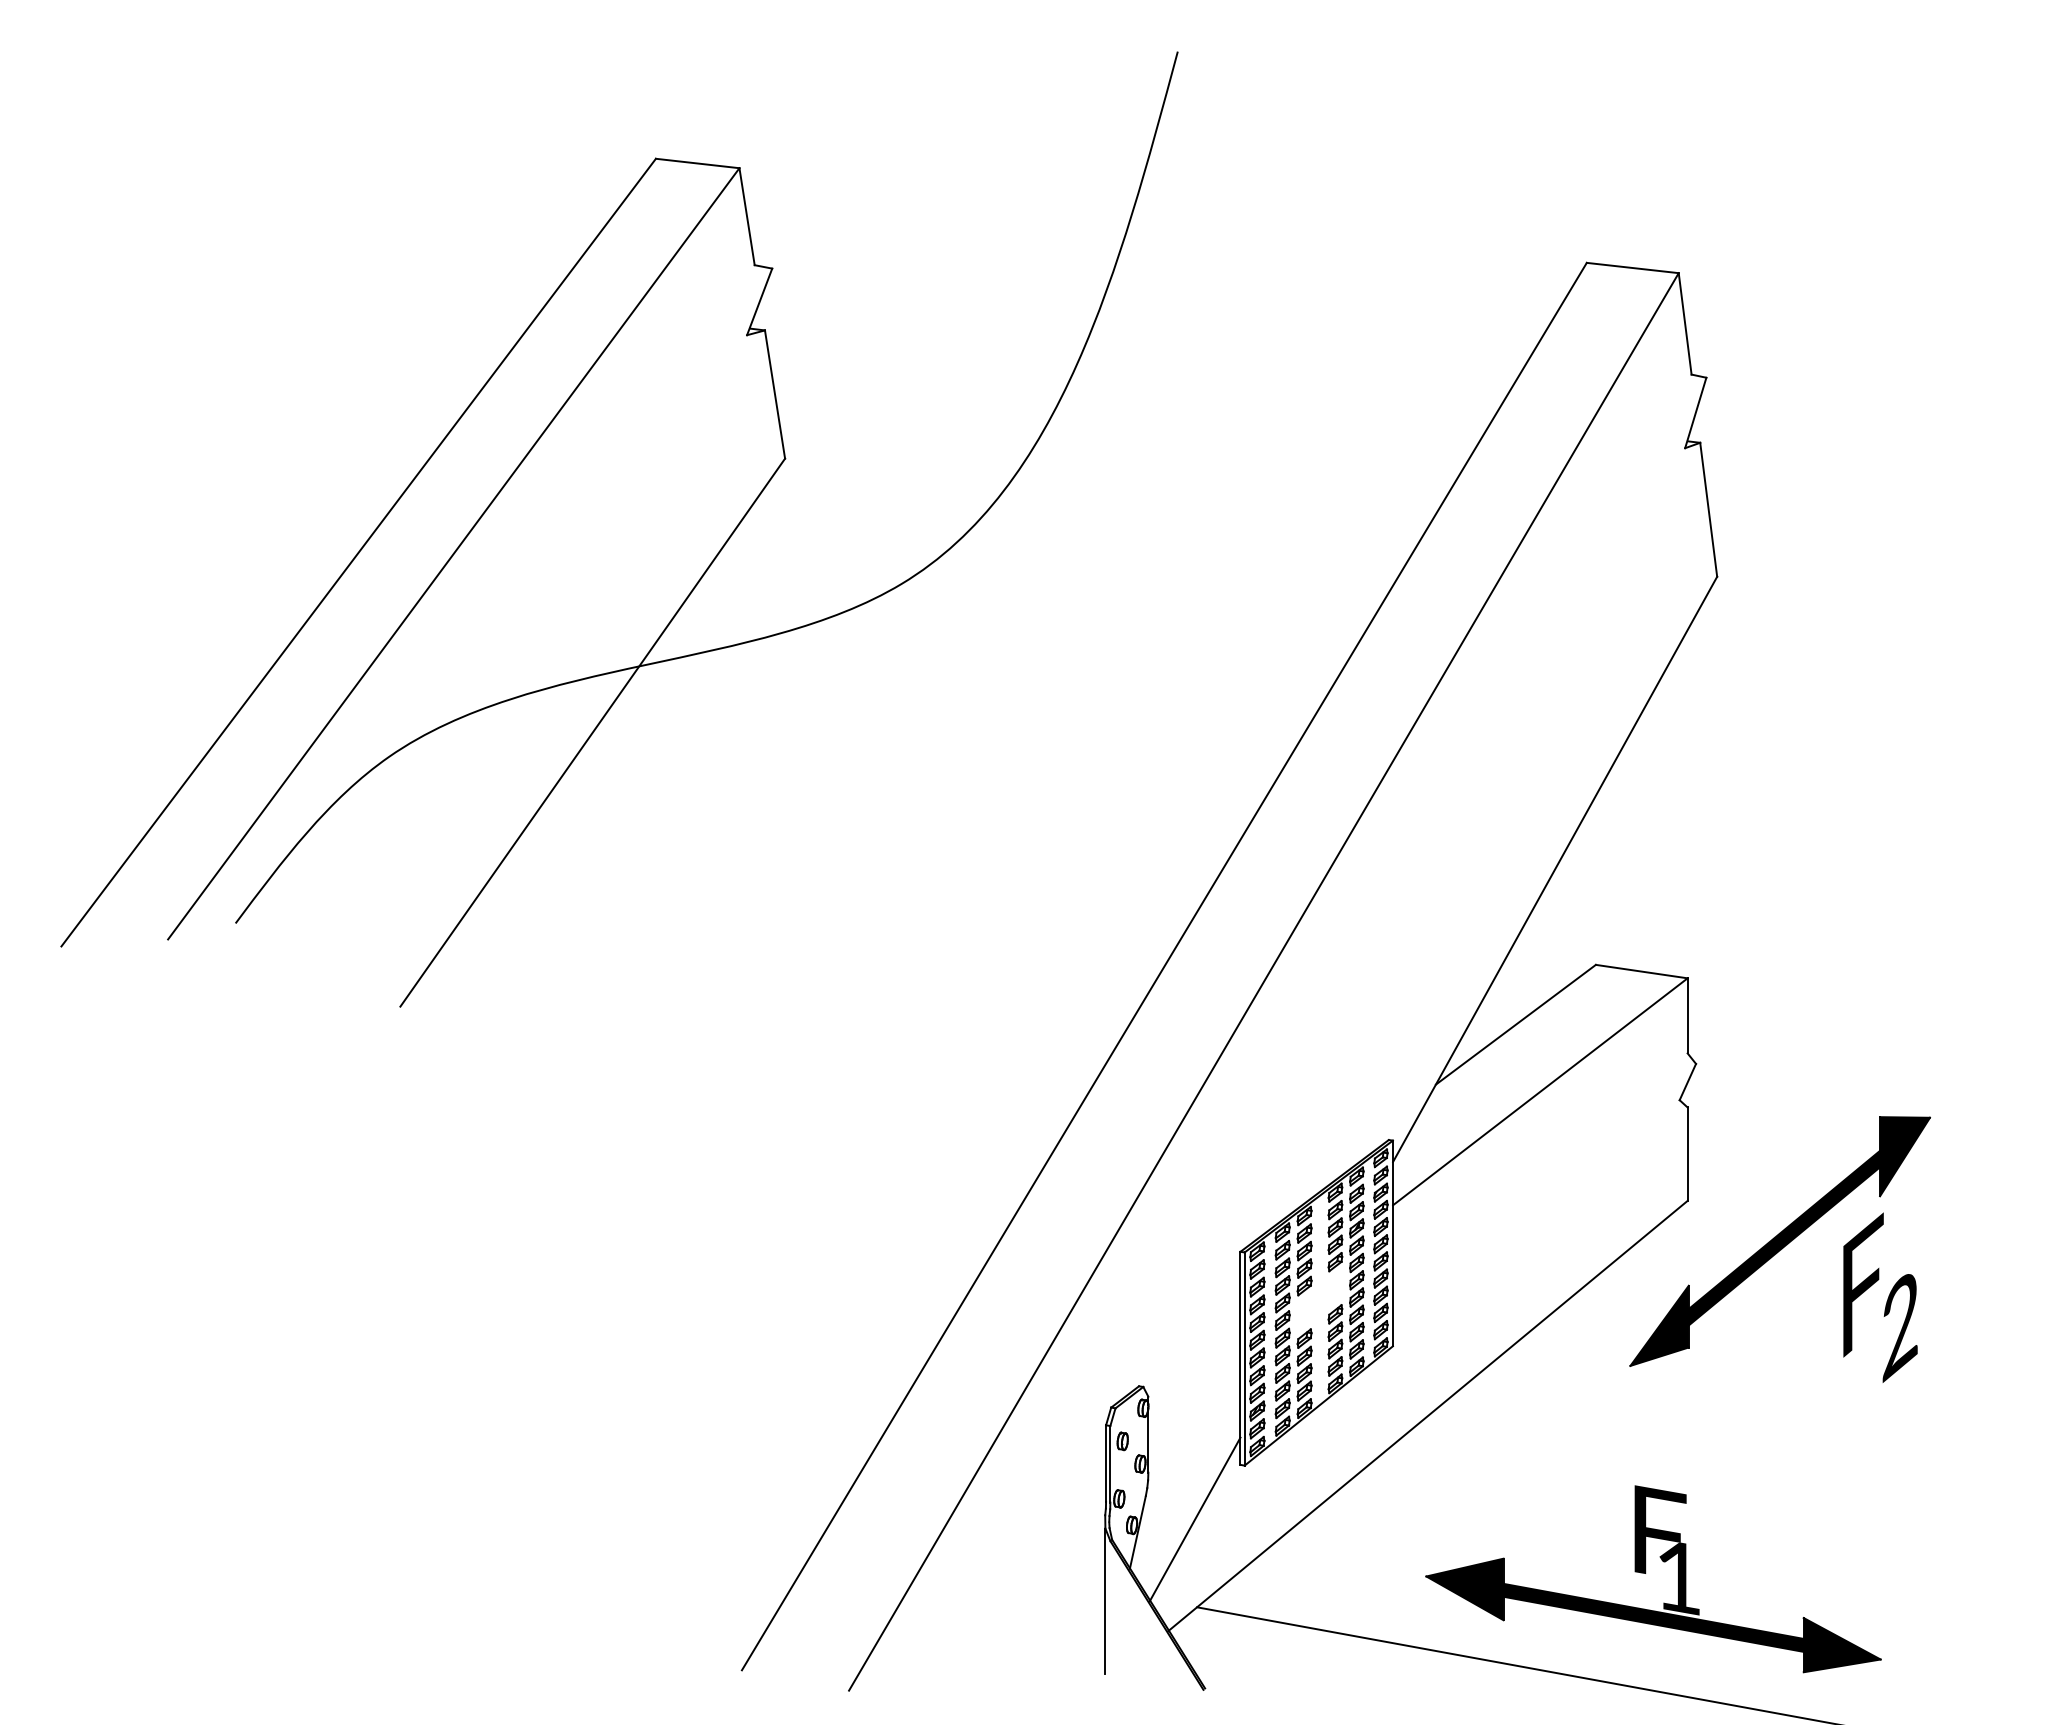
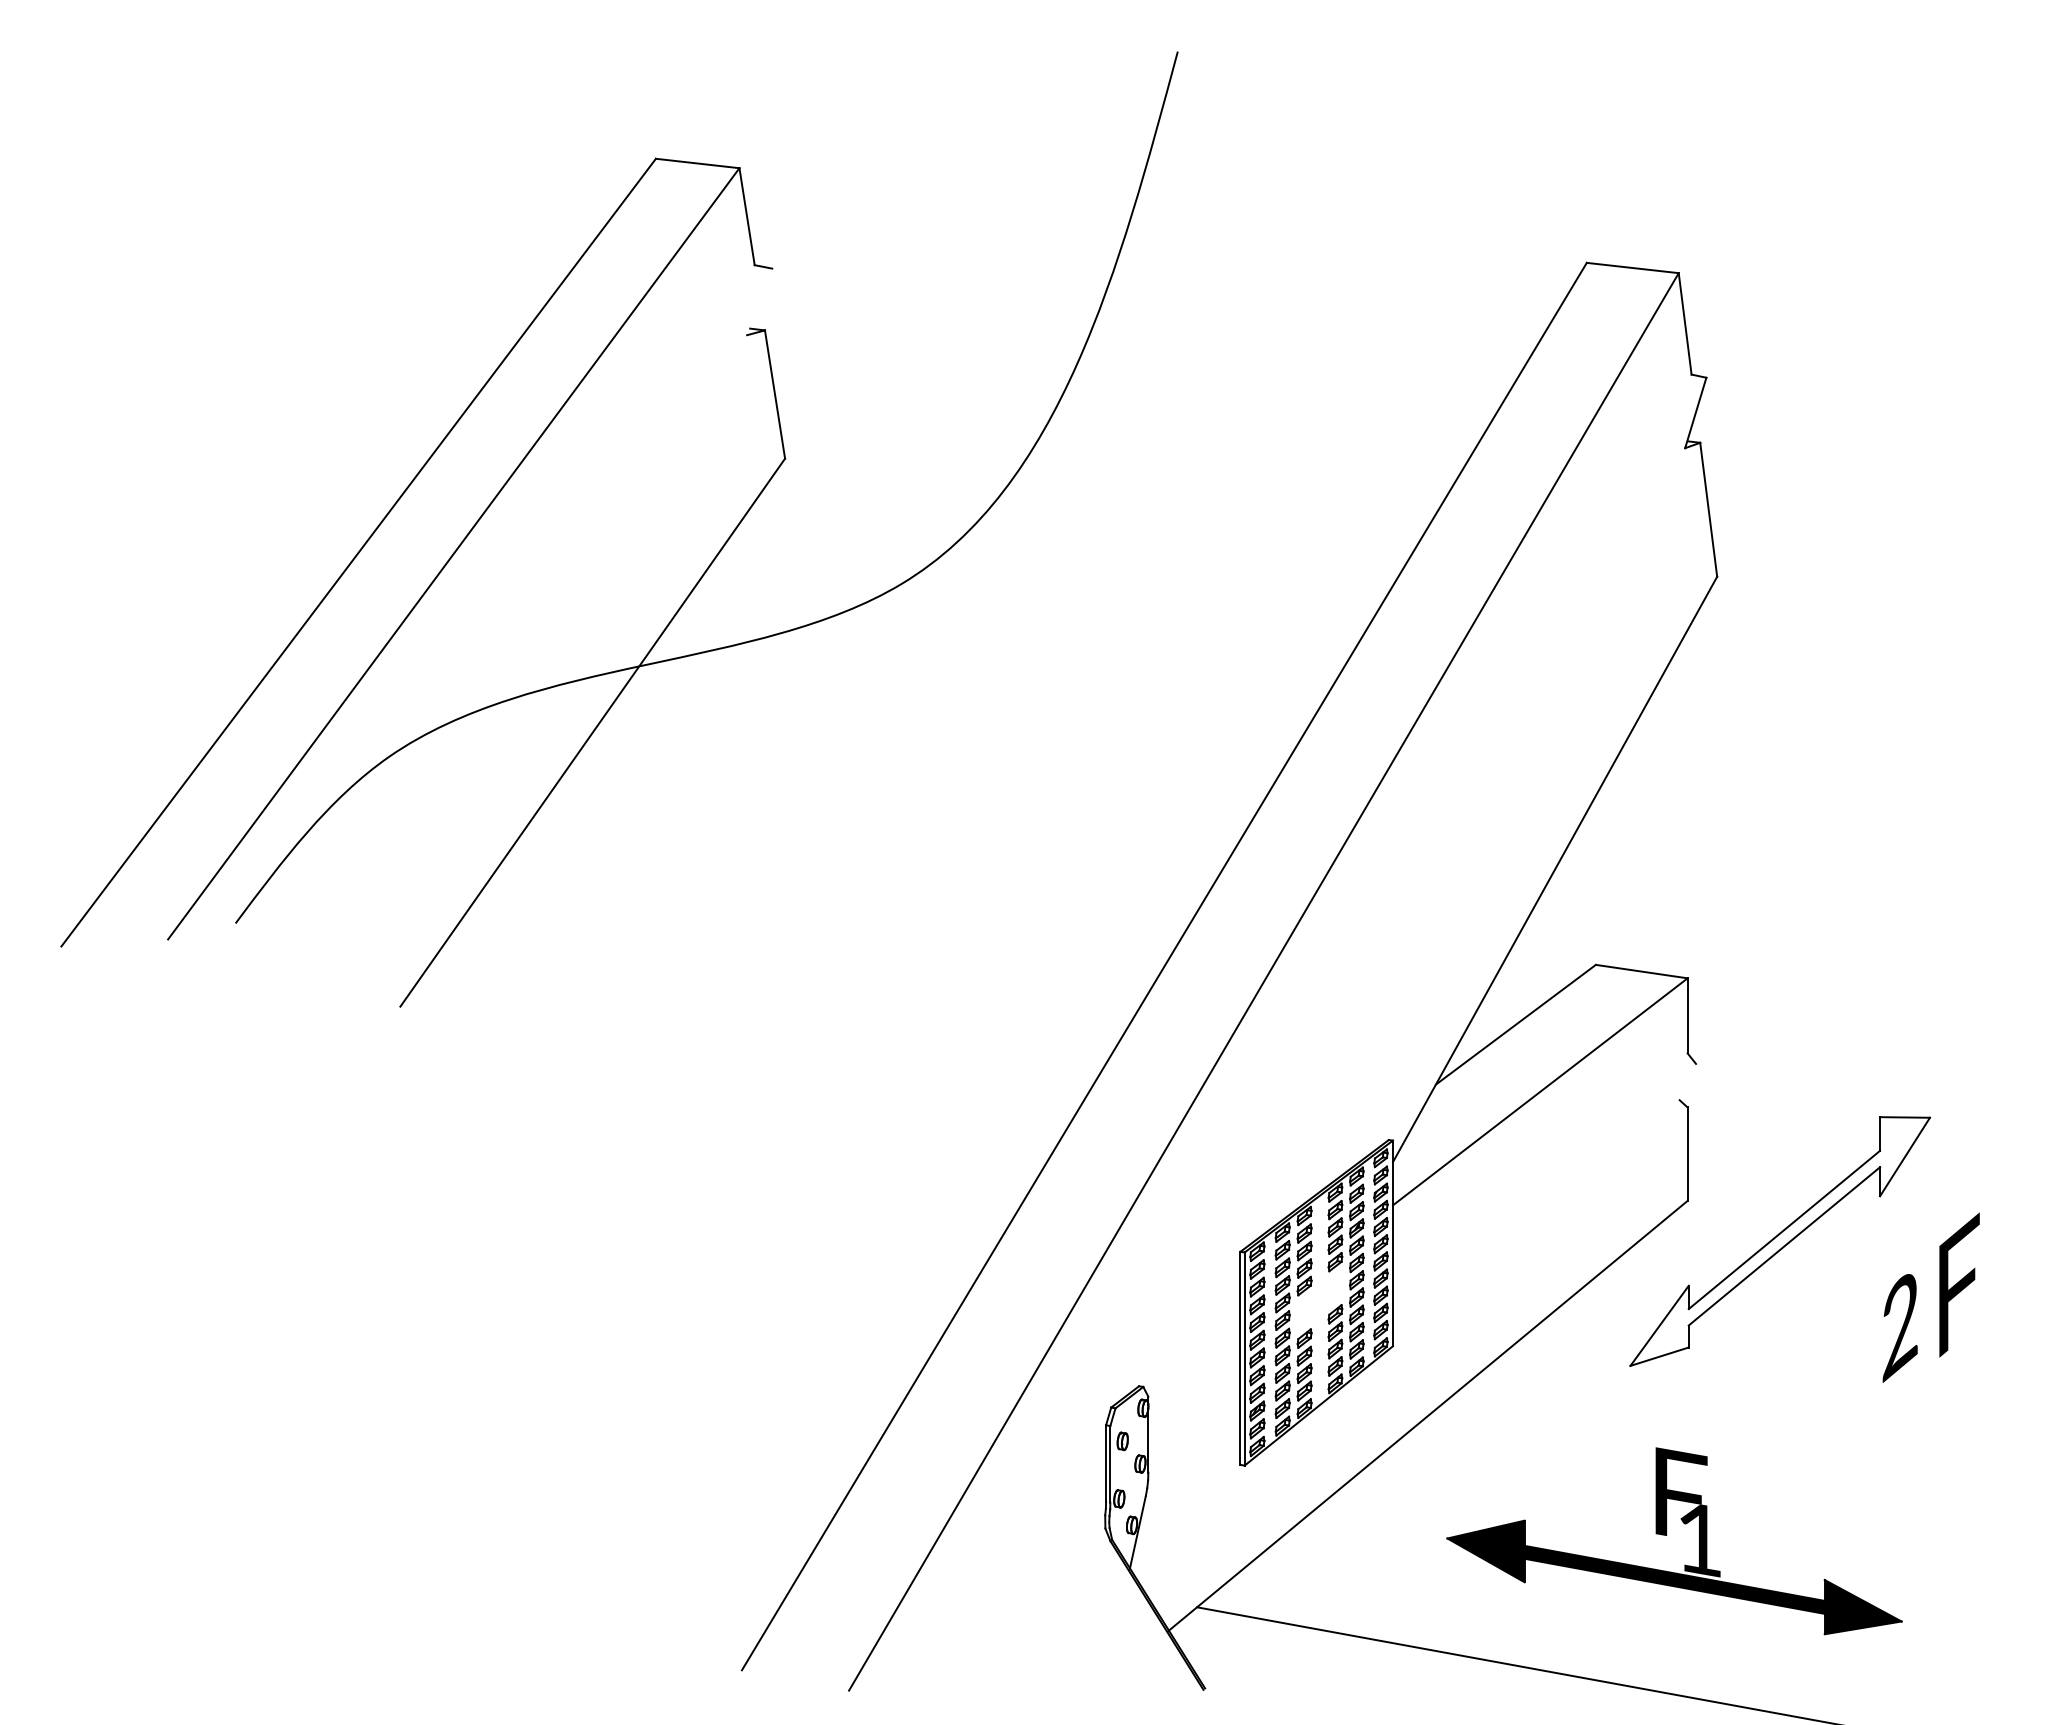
line: present -> none (759, 301)
line: present -> none (1687, 1081)
fill: present -> none (1779, 1241)
text position: (1863, 1284) -> (1959, 1284) (1959, 1284)
line: present -> none (1194, 1519)
part position: (1646, 1573) -> (1667, 1535) (1667, 1535)
line: present -> none (1105, 1601)
